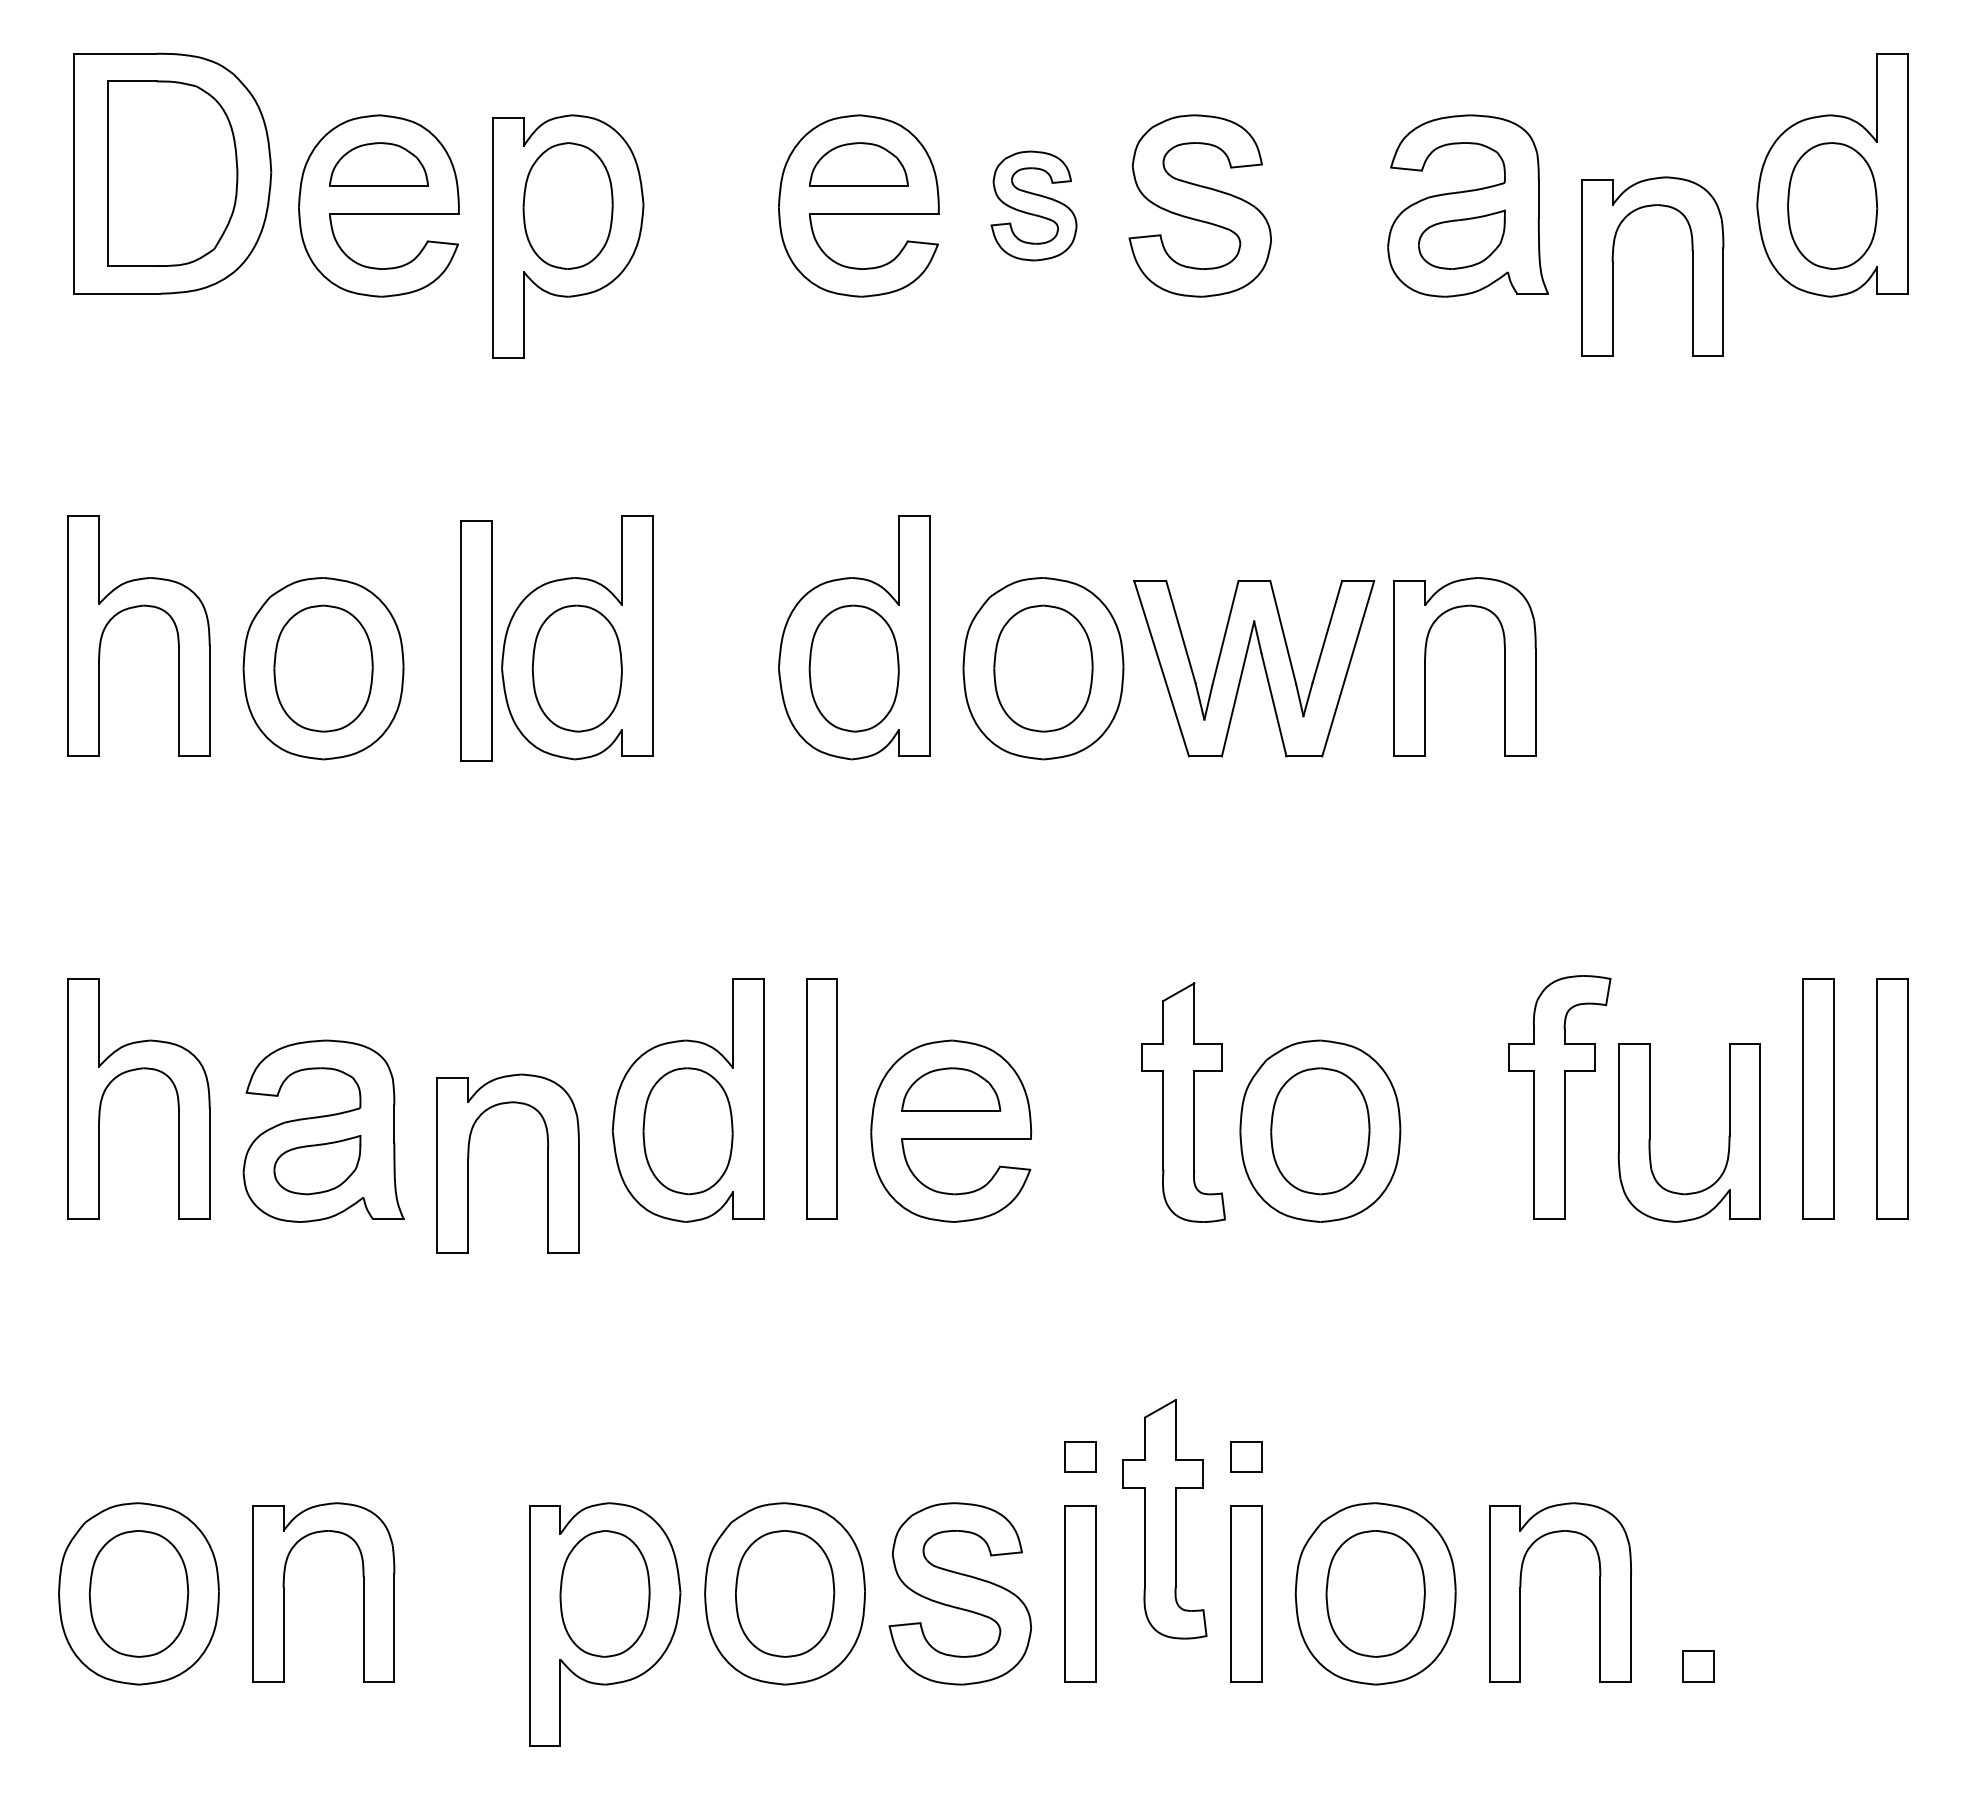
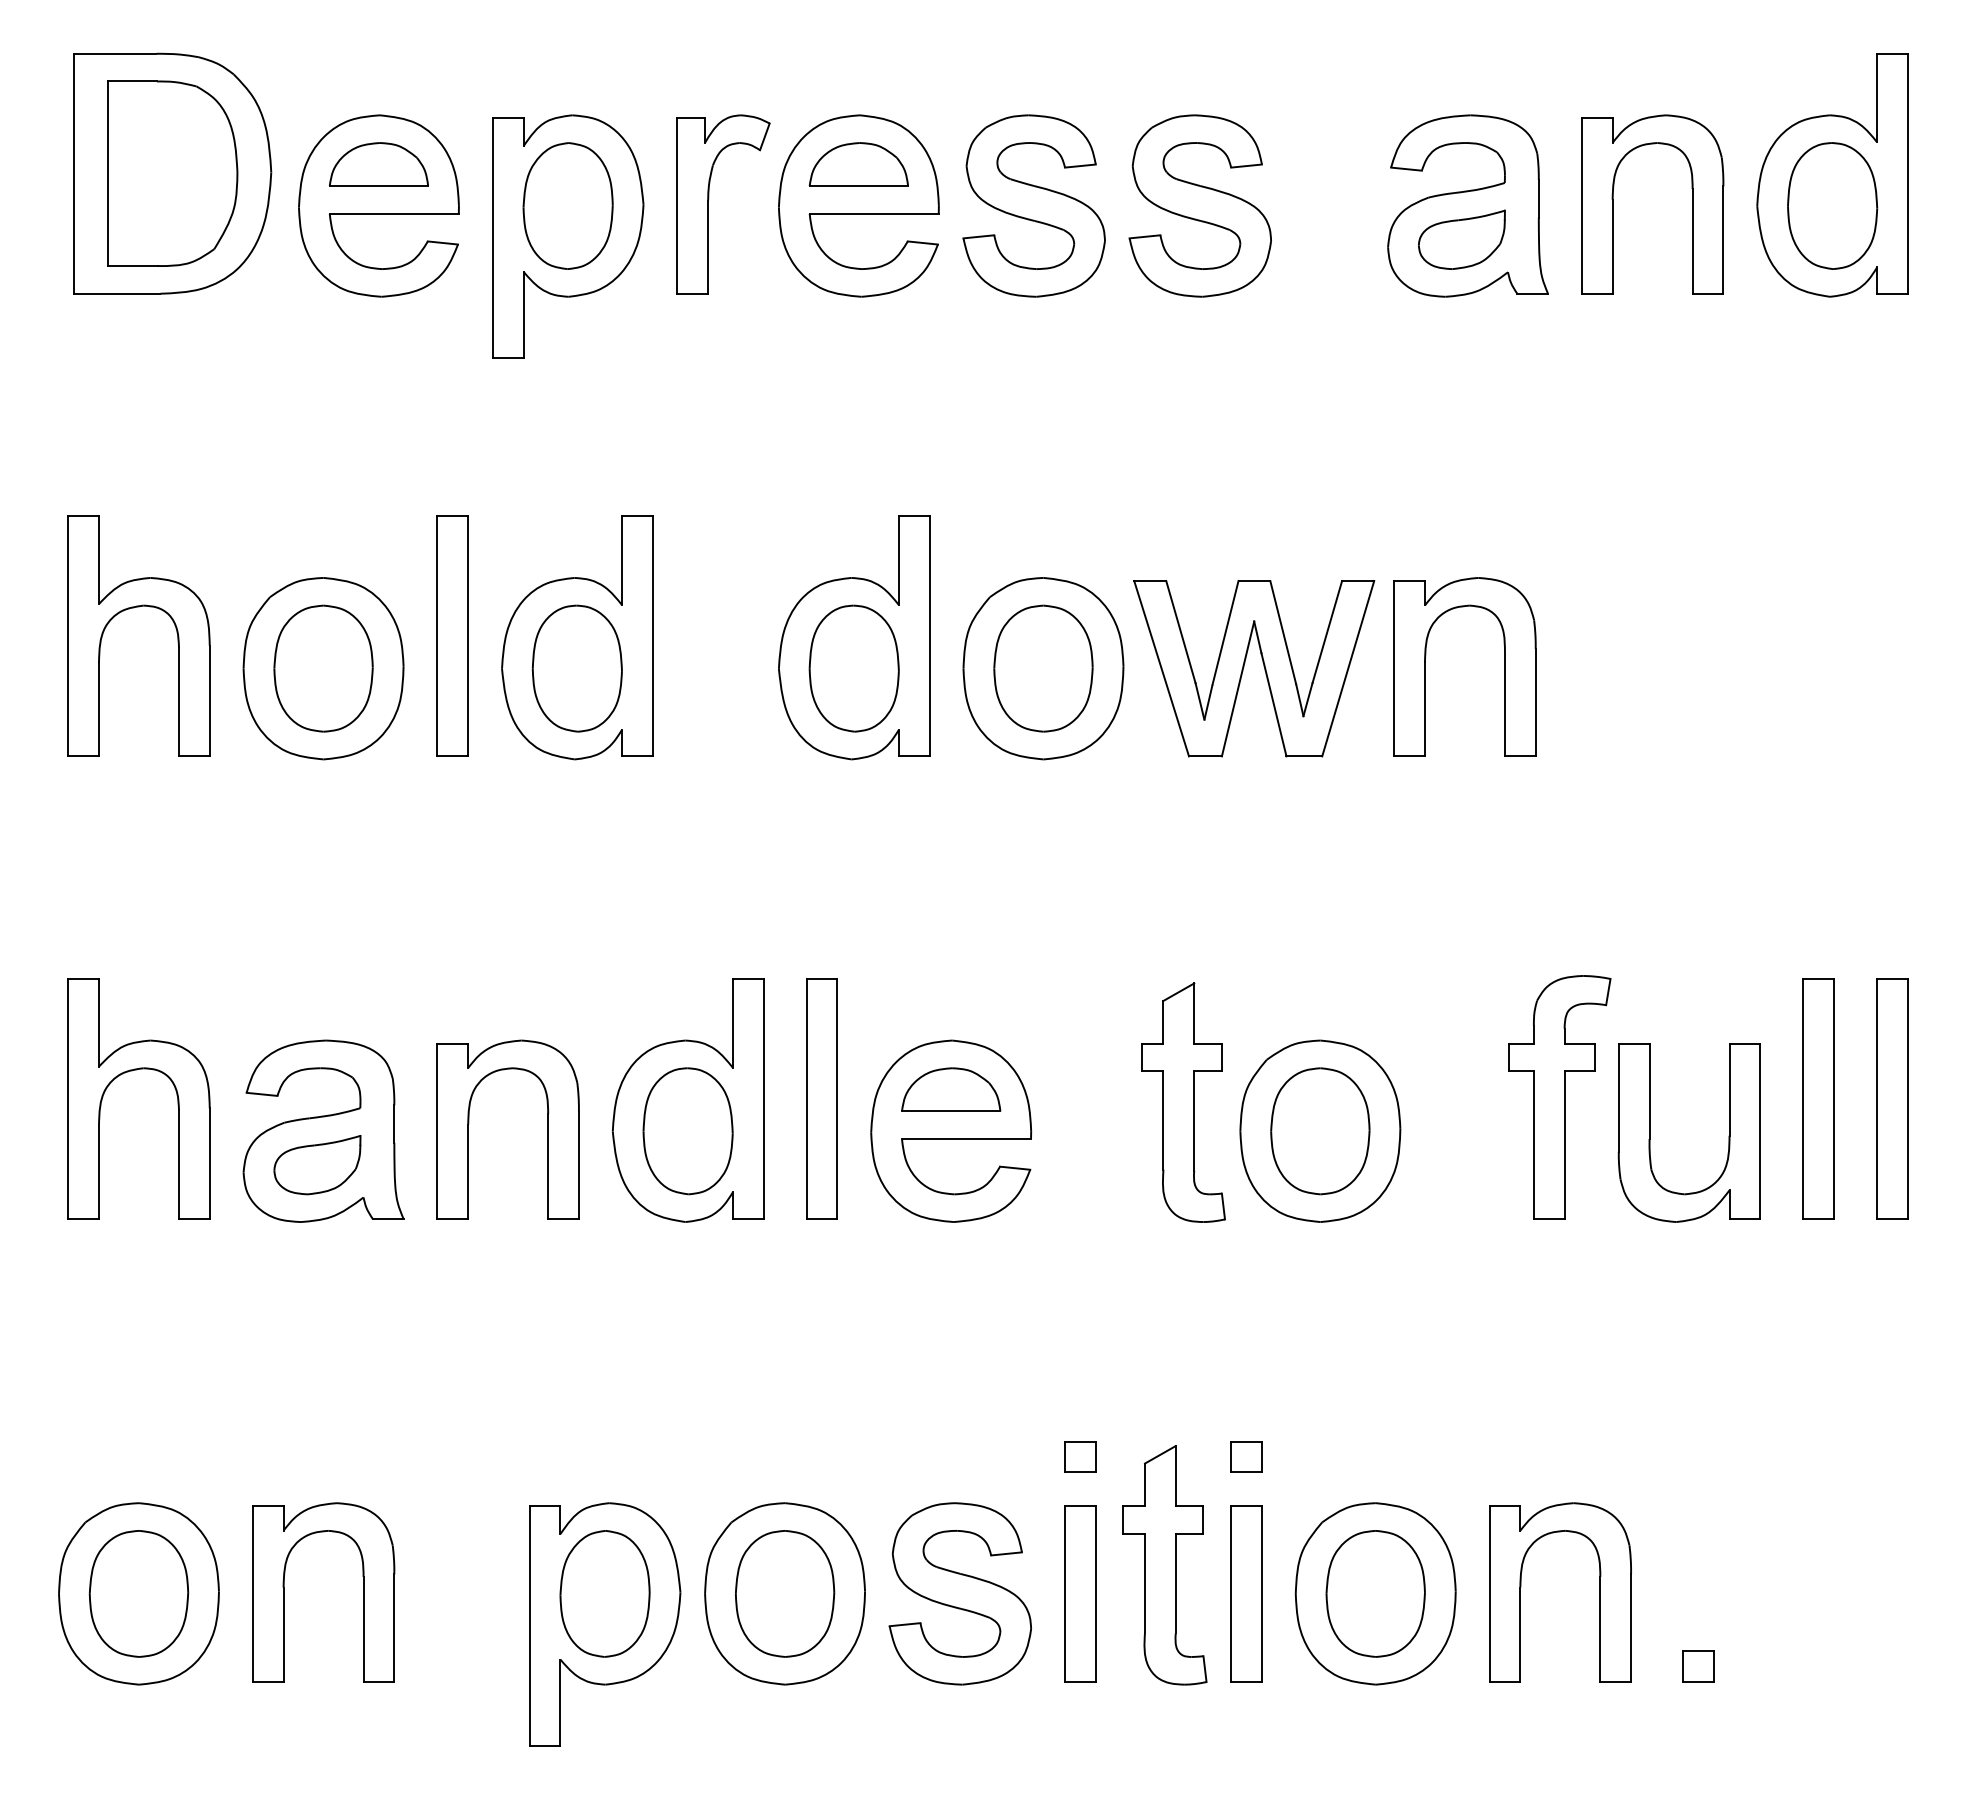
part: none -> present (709, 199)
part size: 88x112 px -> 144x184 px (1033, 205)
part position: (1613, 266) -> (1613, 204) (1613, 204)
part position: (476, 640) -> (452, 635) (452, 635)
part position: (469, 1158) -> (469, 1124) (469, 1124)
part position: (1164, 1519) -> (1164, 1565) (1164, 1565)
